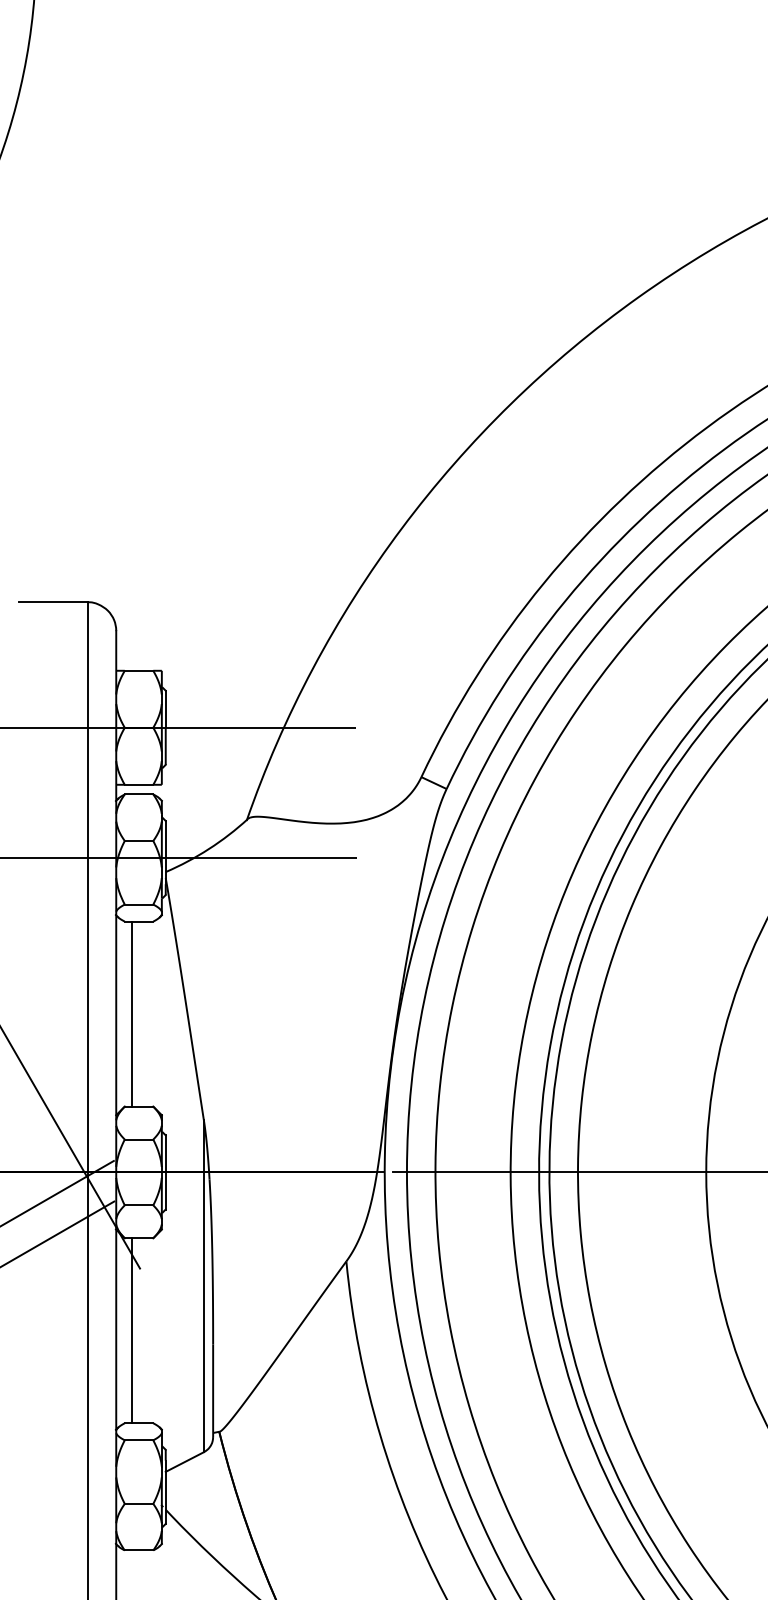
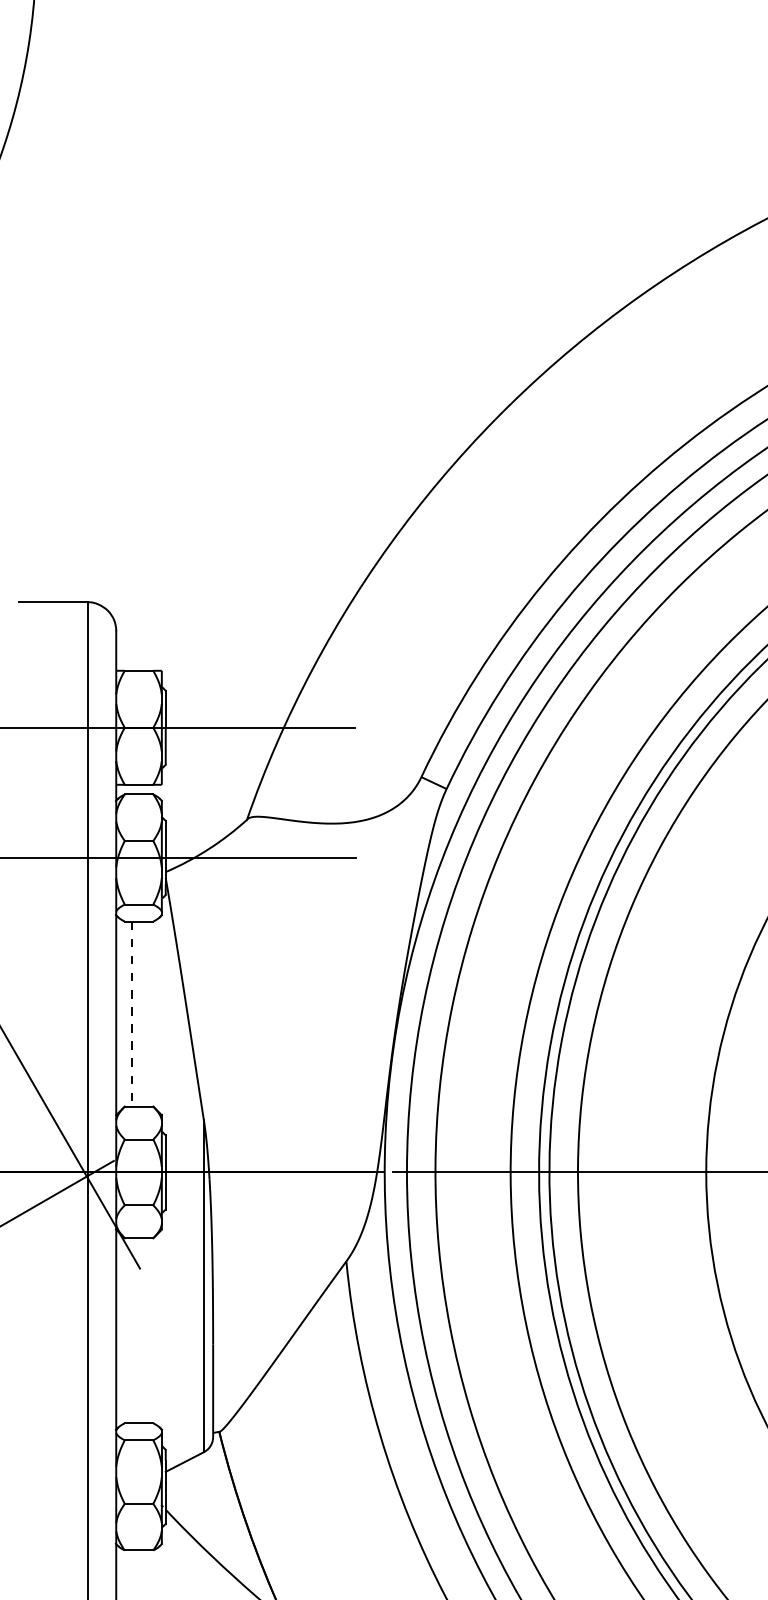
line: solid -> dashed (131, 1014)
line: present -> none (58, 1233)
line: present -> none (131, 1330)
